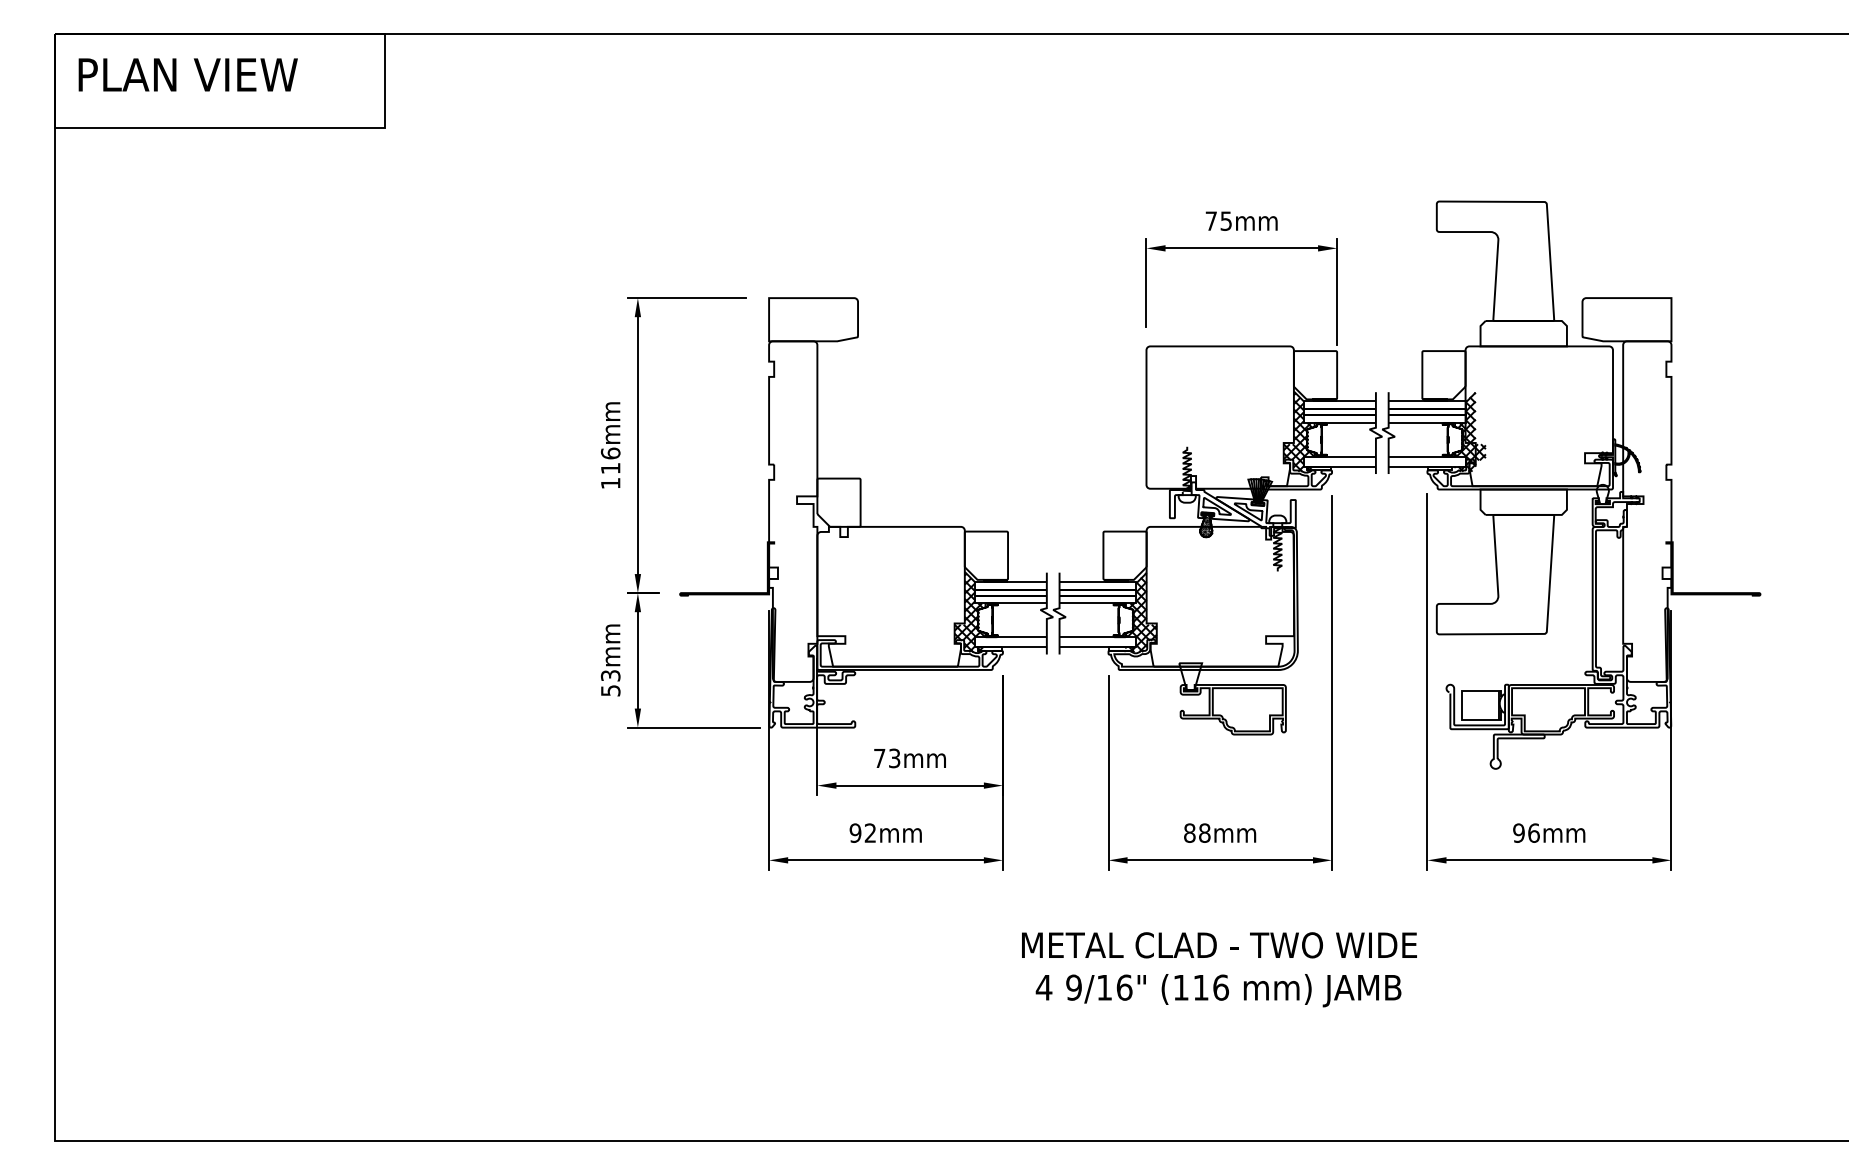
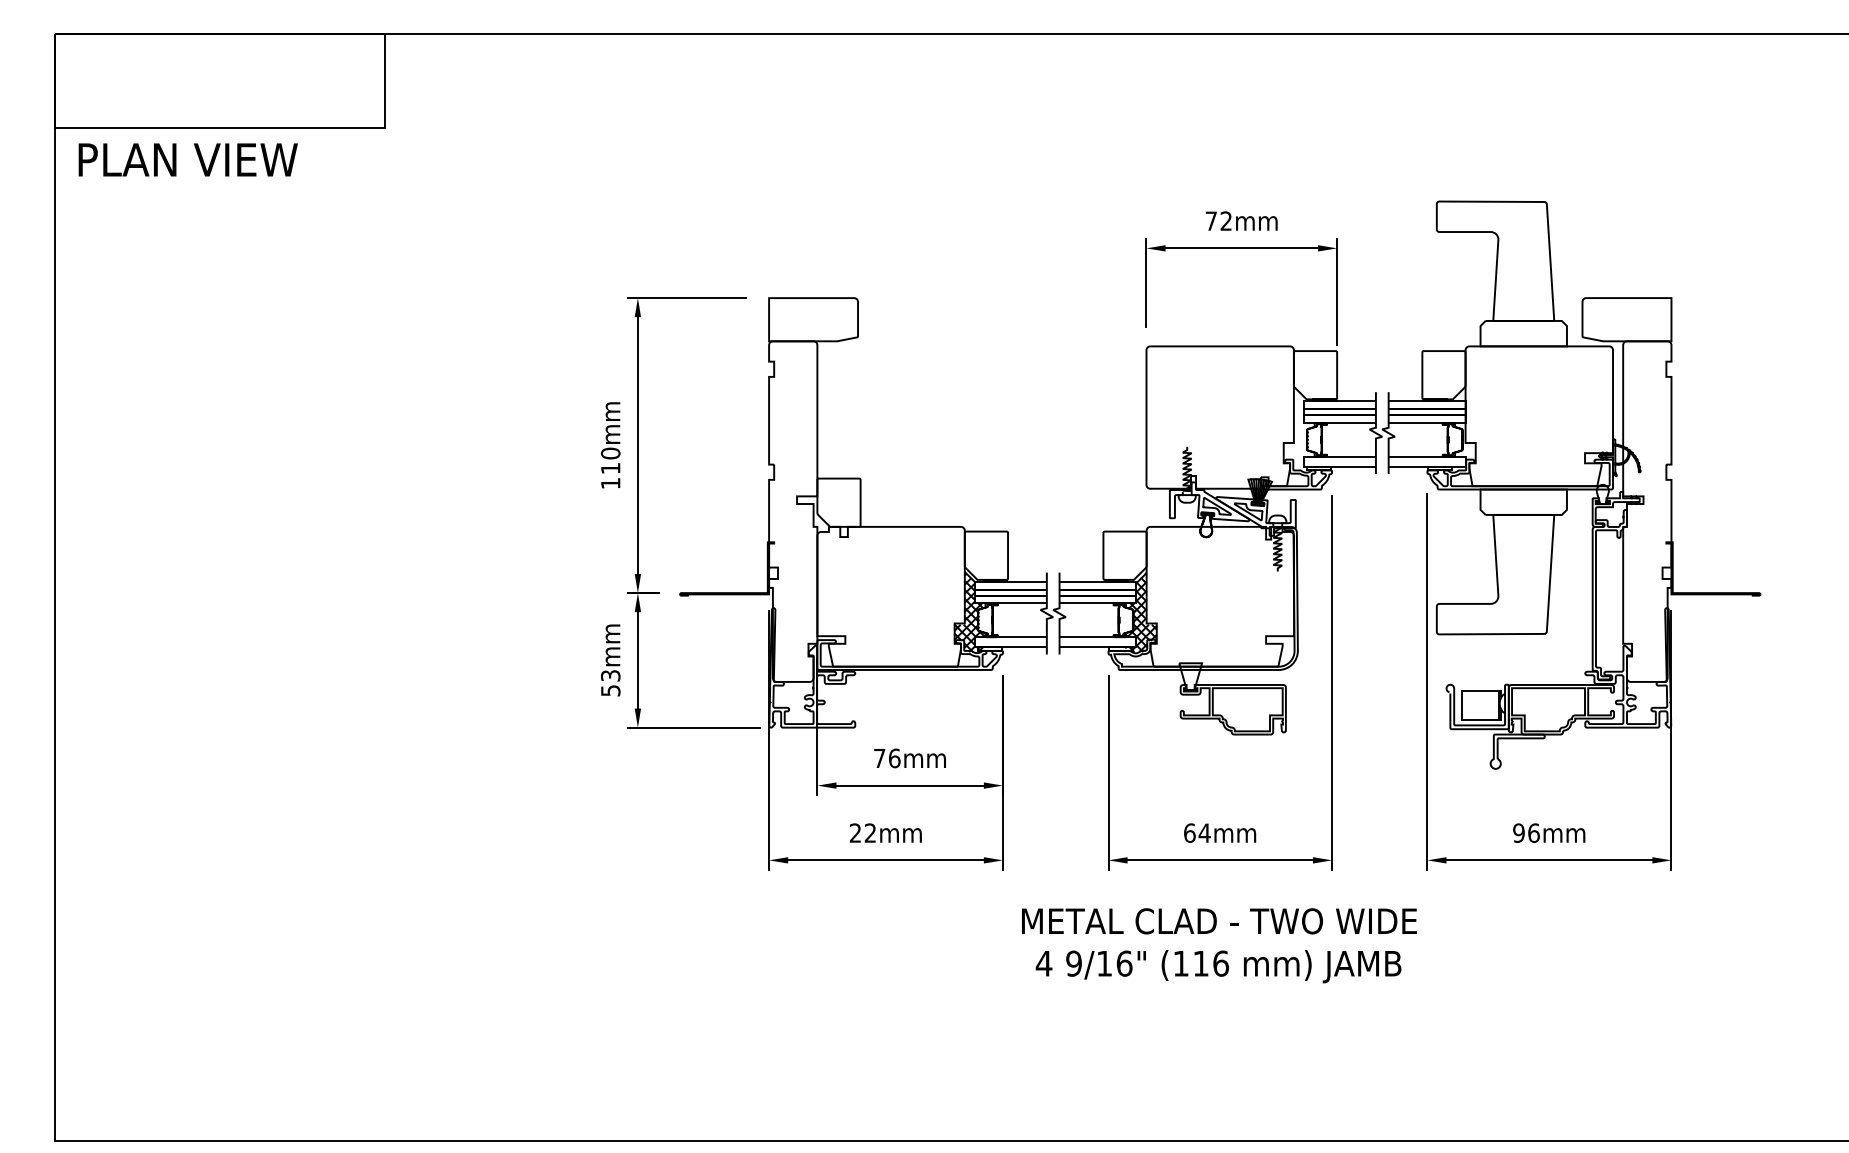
text position: (187, 74) -> (187, 159) (187, 159)
text: 75mm -> 72mm (1225, 220)
hatch: present -> none (1300, 431)
hatch: present -> none (1468, 431)
text: 116mm -> 110mm (610, 453)
hatch: present -> none (1205, 525)
text: 73mm -> 76mm (894, 758)
text: 92mm -> 22mm (855, 832)
text: 88mm -> 64mm (1197, 832)
text position: (1219, 969) -> (1219, 945) (1219, 945)
